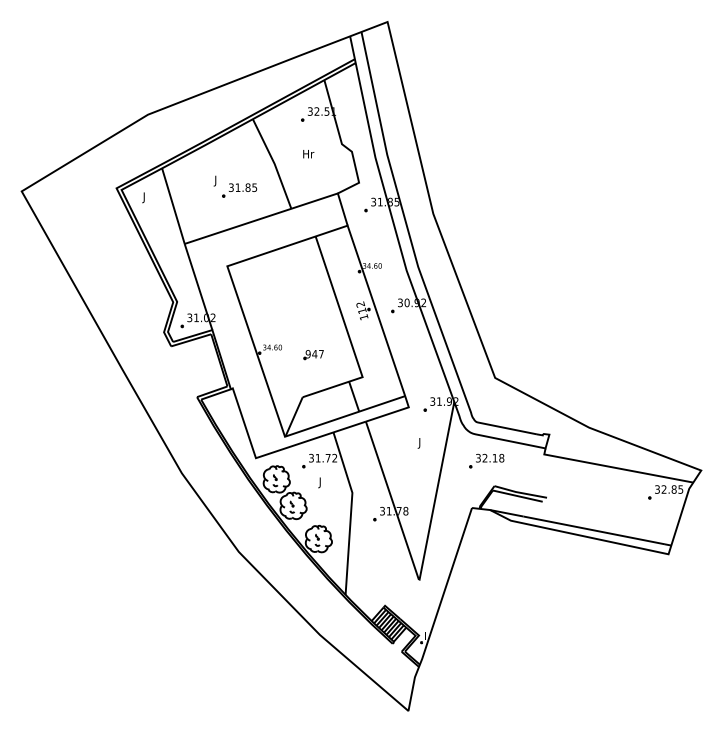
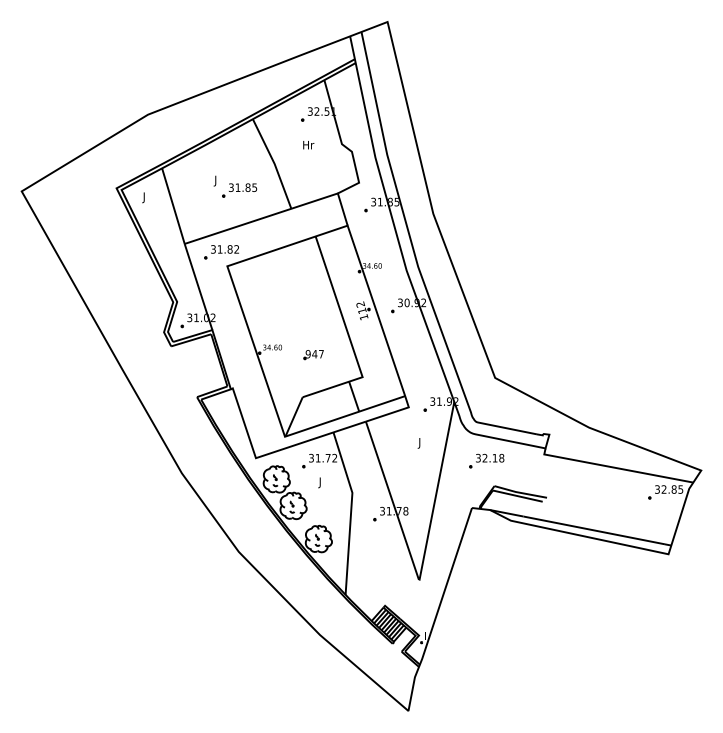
text position: (308, 154) -> (308, 145) (308, 145)
part: none -> present (221, 252)
